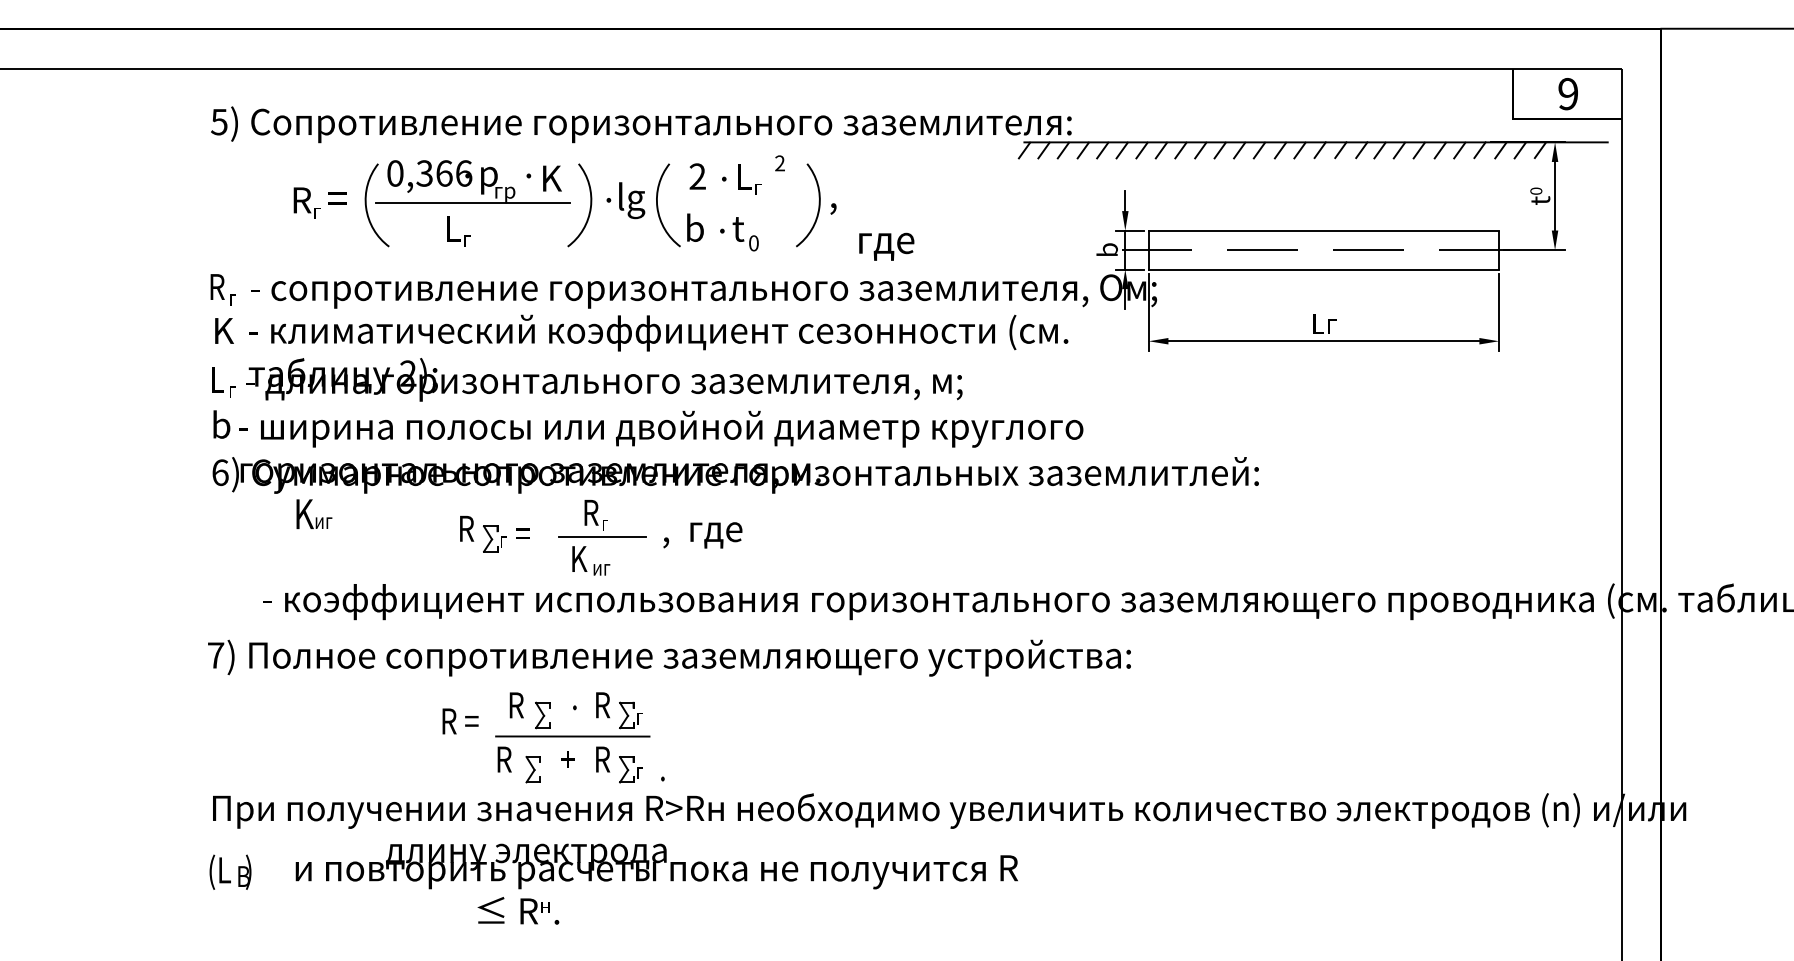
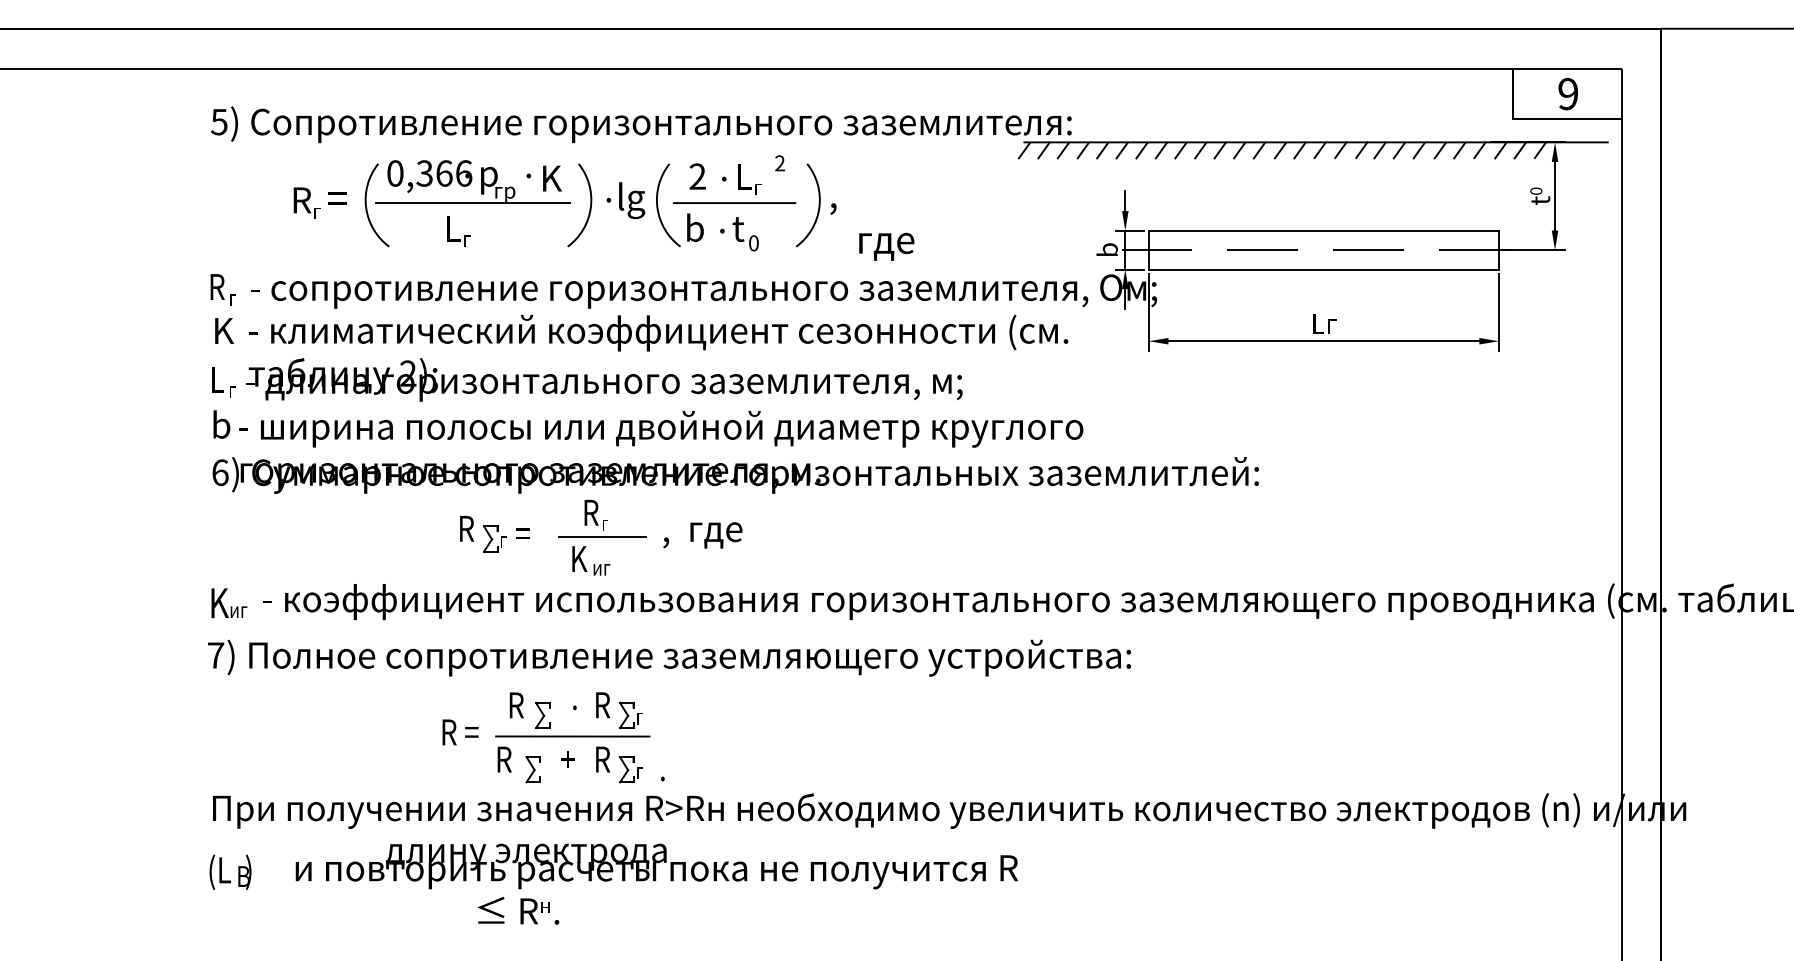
line: none -> present (734, 203)
text position: (314, 513) -> (229, 602) (229, 602)
text position: (460, 721) -> (460, 732) (460, 732)
